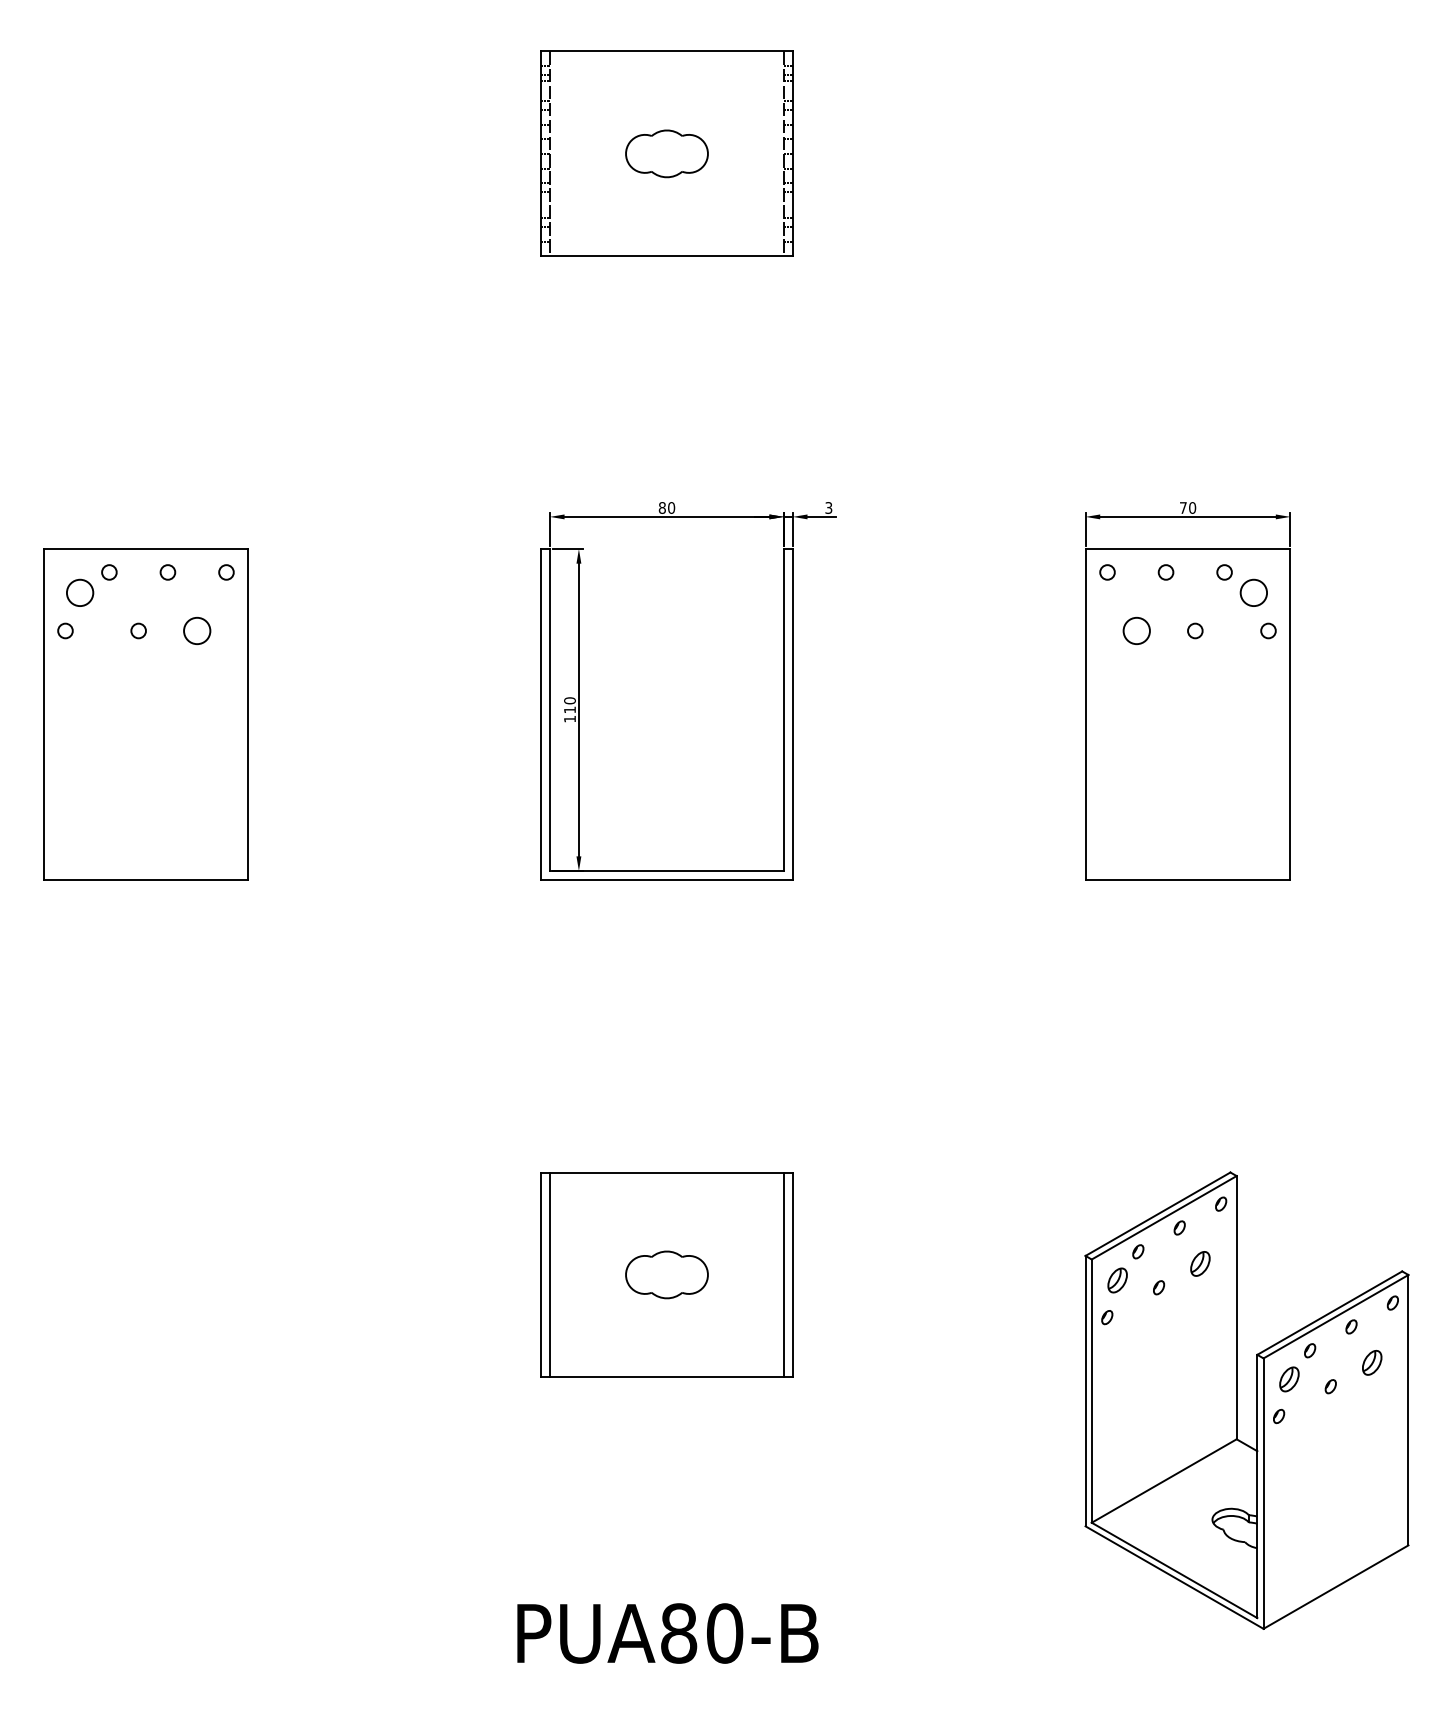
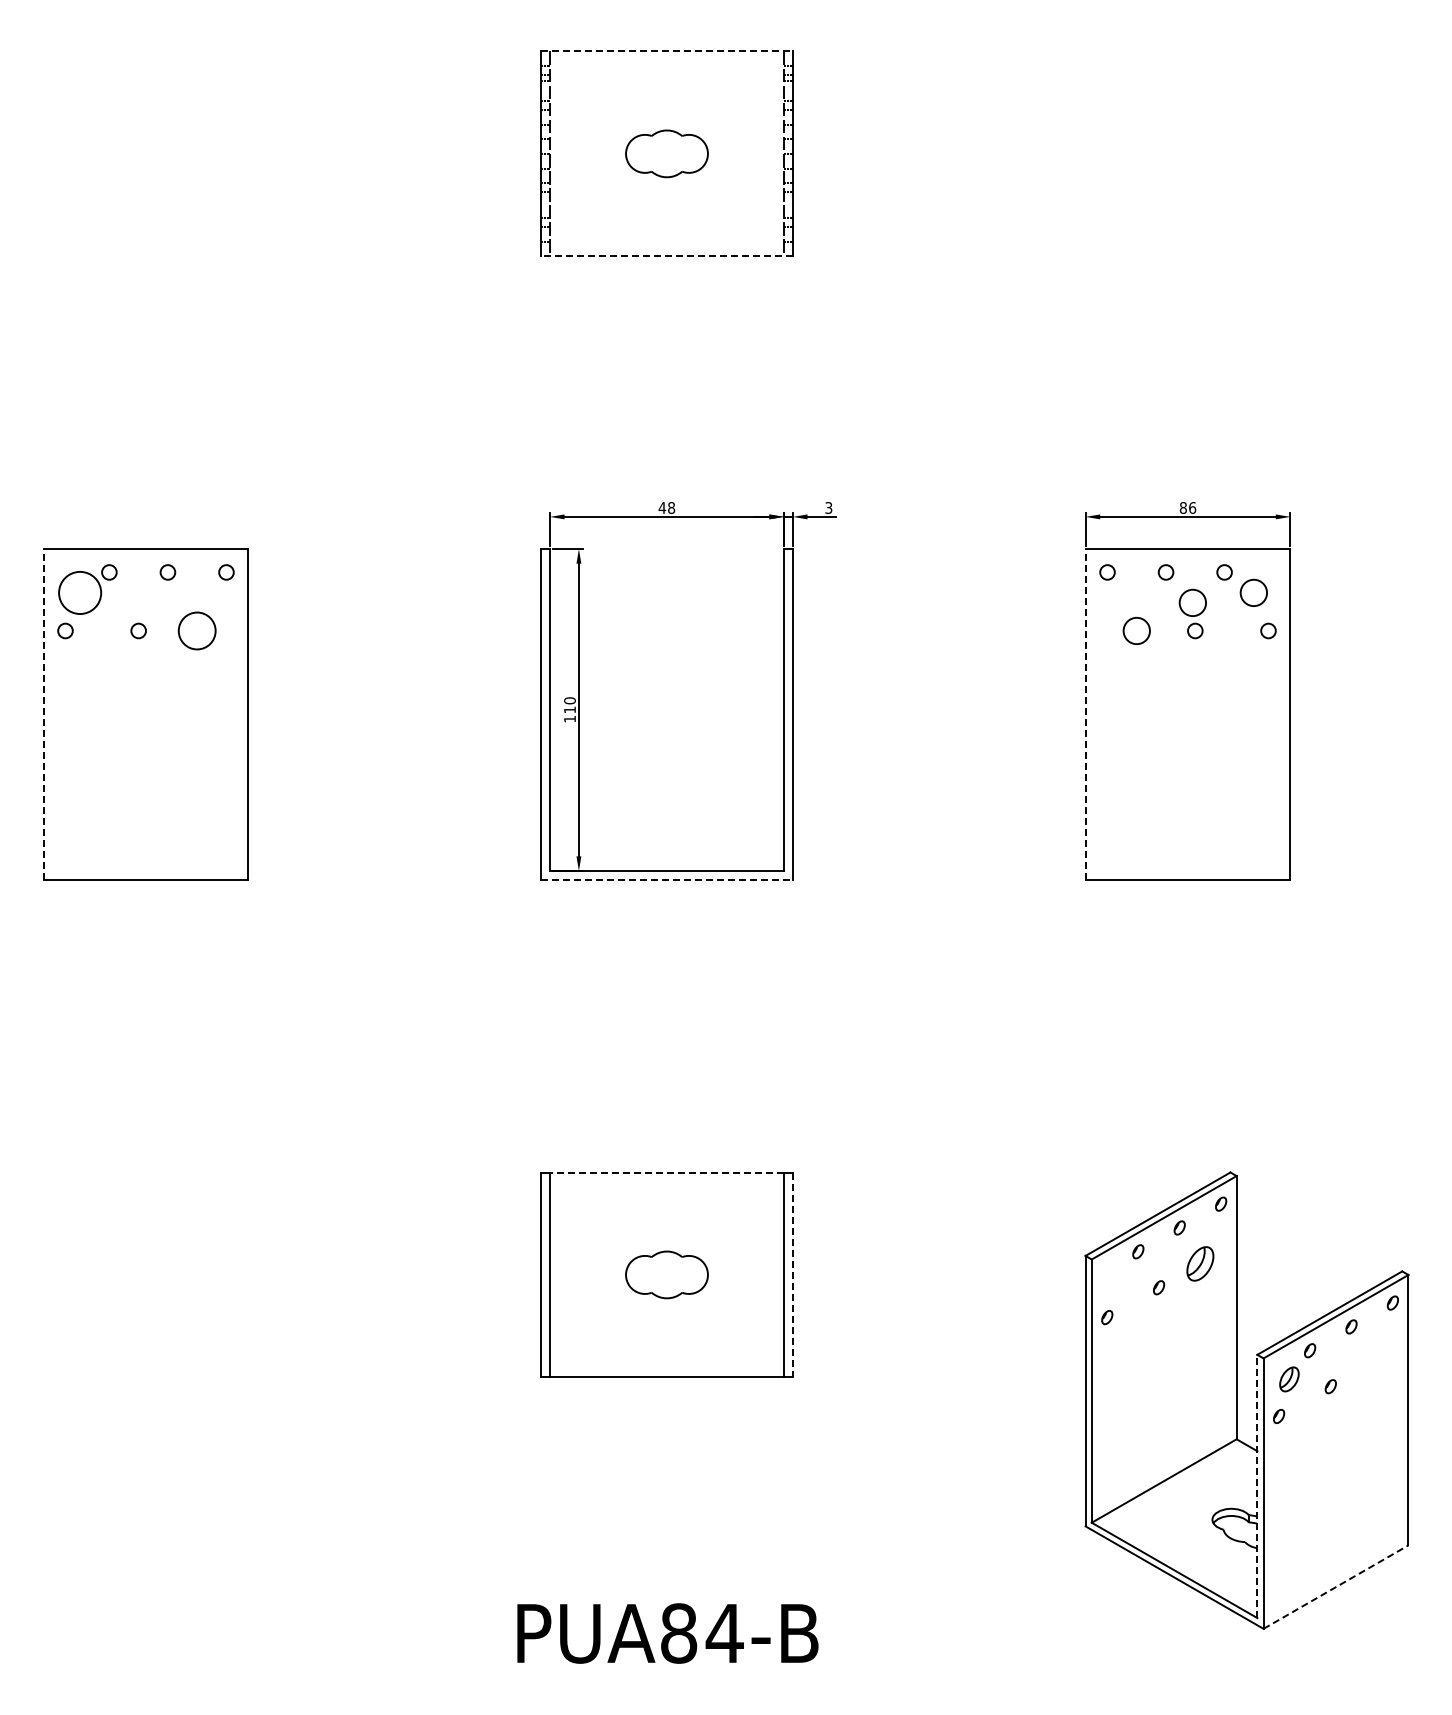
line: solid -> dashed (667, 51)
line: solid -> dashed (667, 256)
text: 80 -> 48 (666, 507)
text: 70 -> 86 (1187, 507)
circle diameter: 26 px -> 42 px (80, 592)
circle: none -> present (1192, 602)
circle diameter: 26 px -> 37 px (196, 630)
line: solid -> dashed (43, 713)
line: solid -> dashed (1085, 713)
line: solid -> dashed (667, 879)
line: solid -> dashed (666, 1172)
part size: 21x26 px -> 29x36 px (1200, 1263)
line: solid -> dashed (792, 1275)
part: present -> none (1117, 1280)
part: present -> none (1372, 1362)
line: solid -> dashed (1257, 1486)
line: solid -> dashed (1336, 1587)
text: PUA80-B -> PUA84-B (724, 1633)
